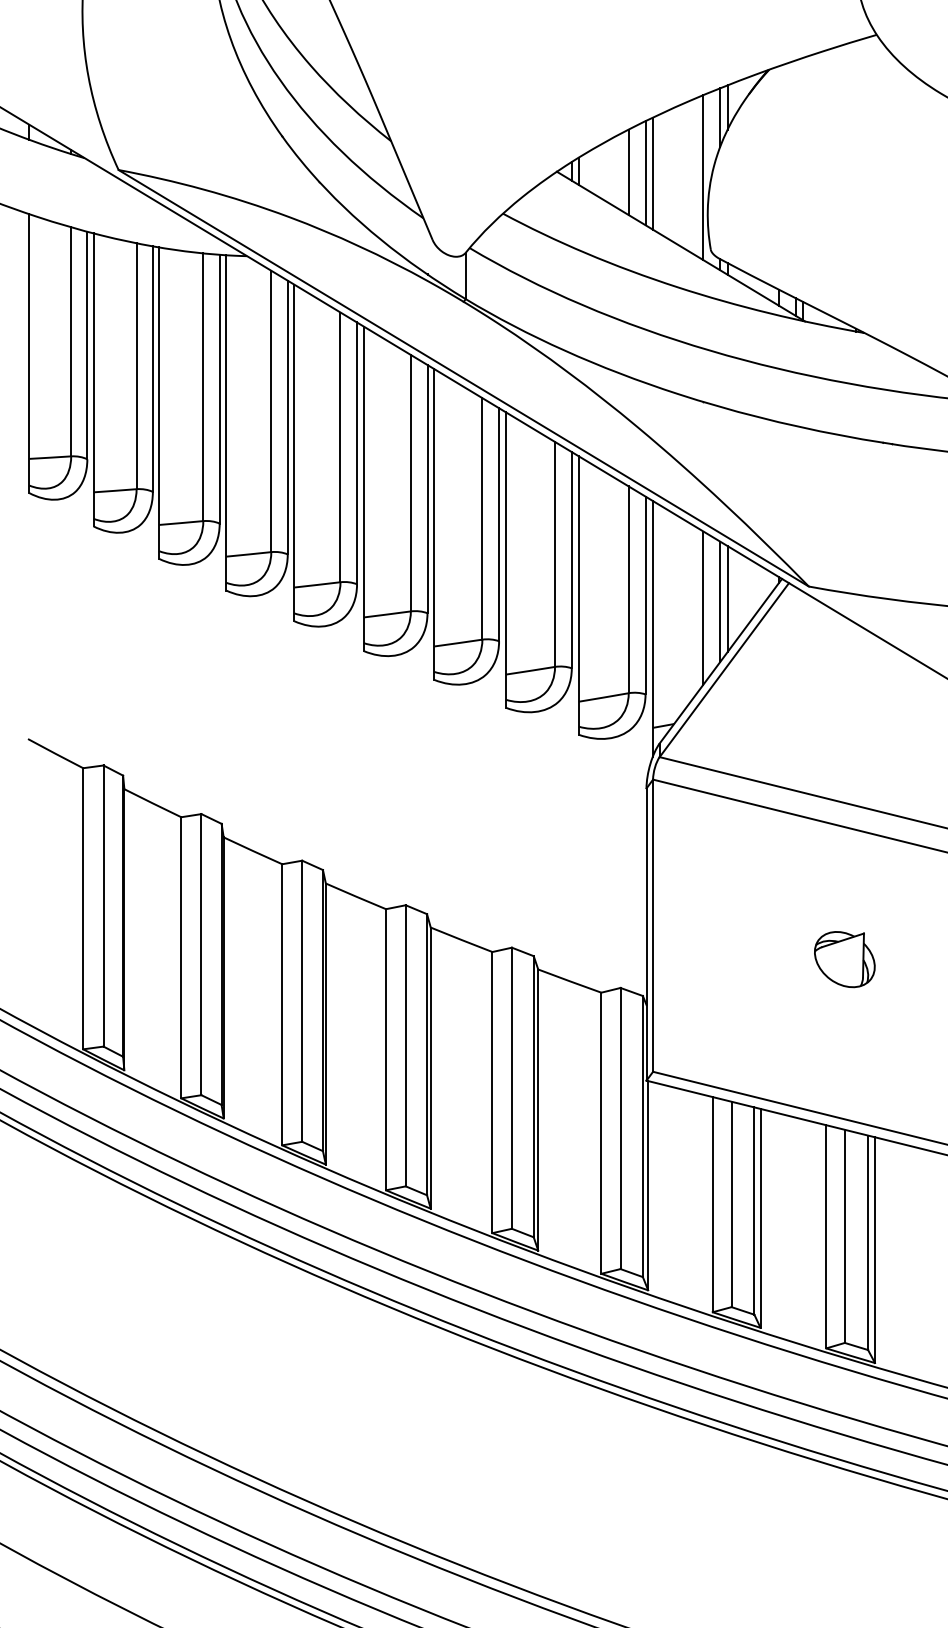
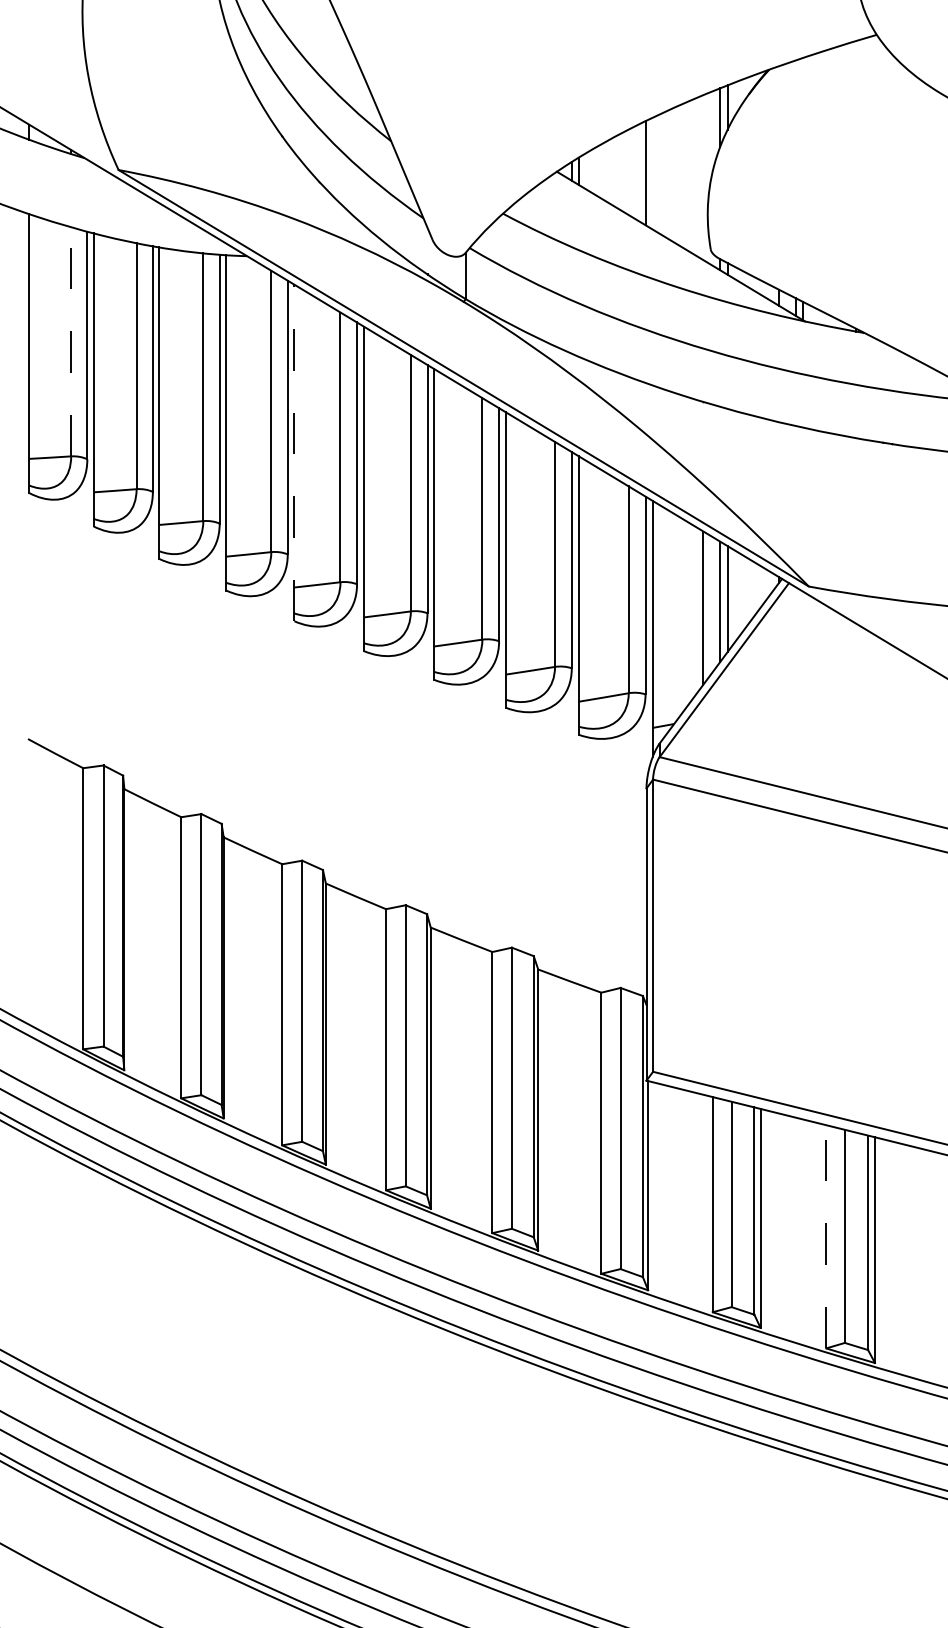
line: present -> none (628, 172)
line: present -> none (652, 173)
line: present -> none (703, 177)
line: solid -> dashed (71, 341)
line: solid -> dashed (294, 452)
part: present -> none (844, 959)
line: solid -> dashed (826, 1236)
